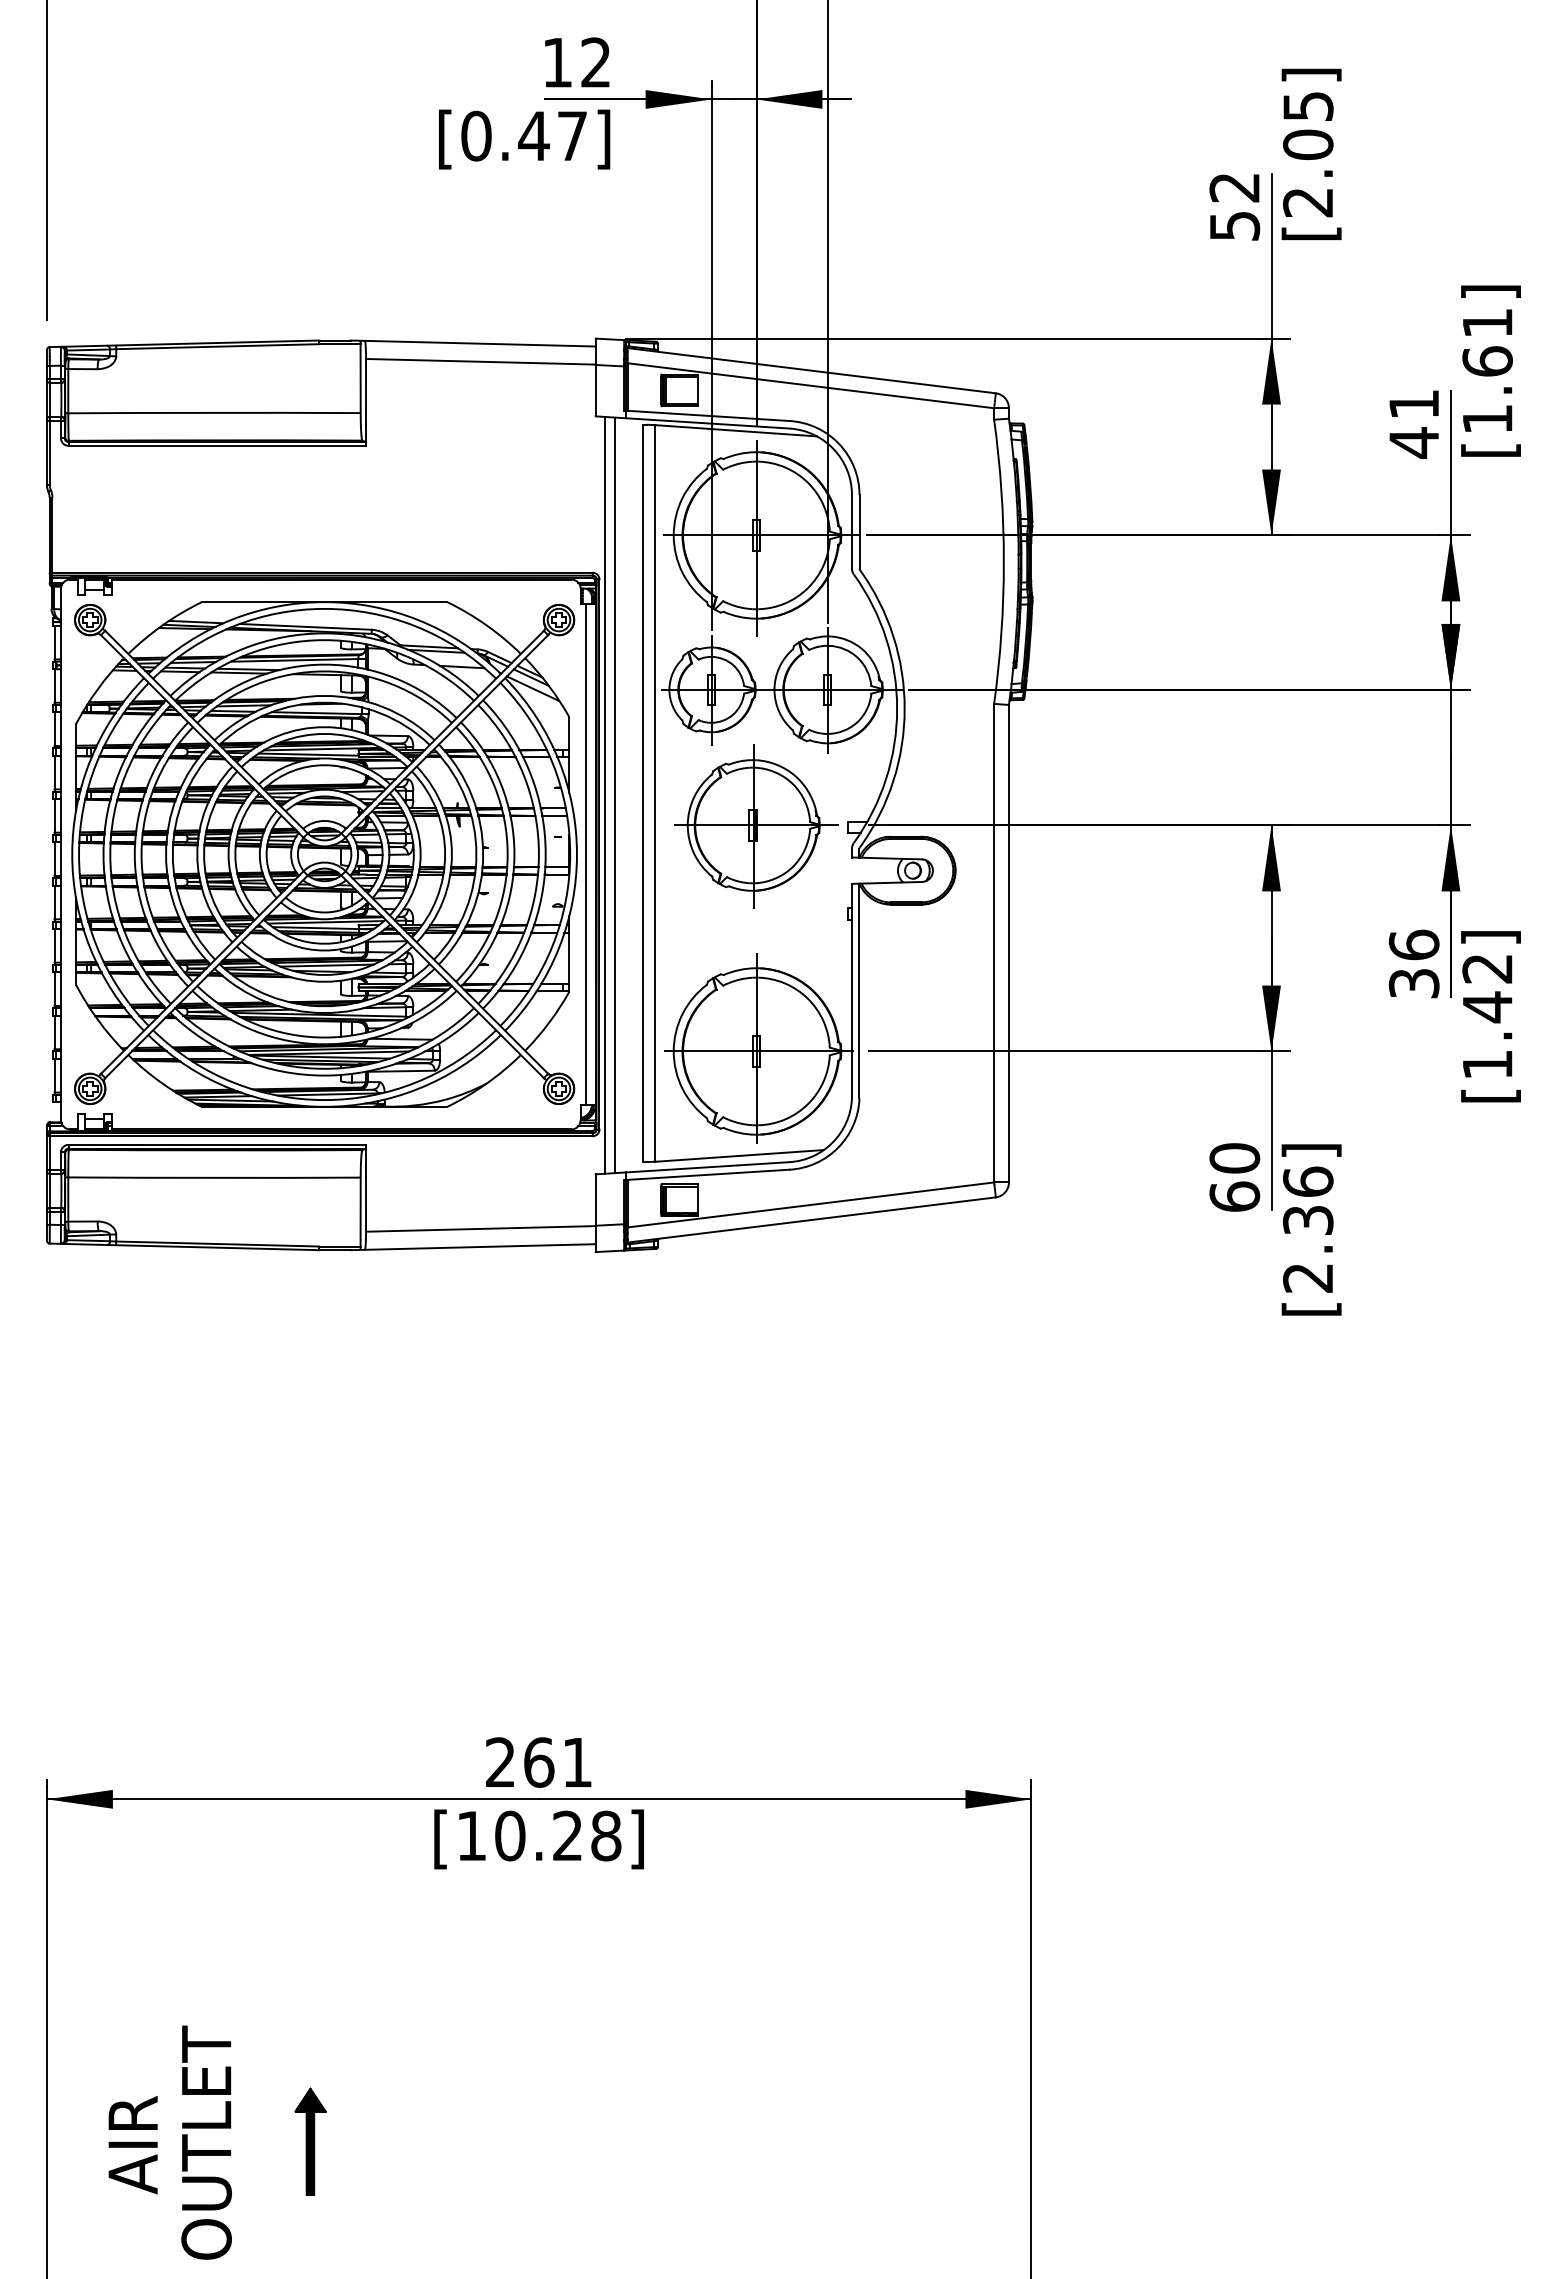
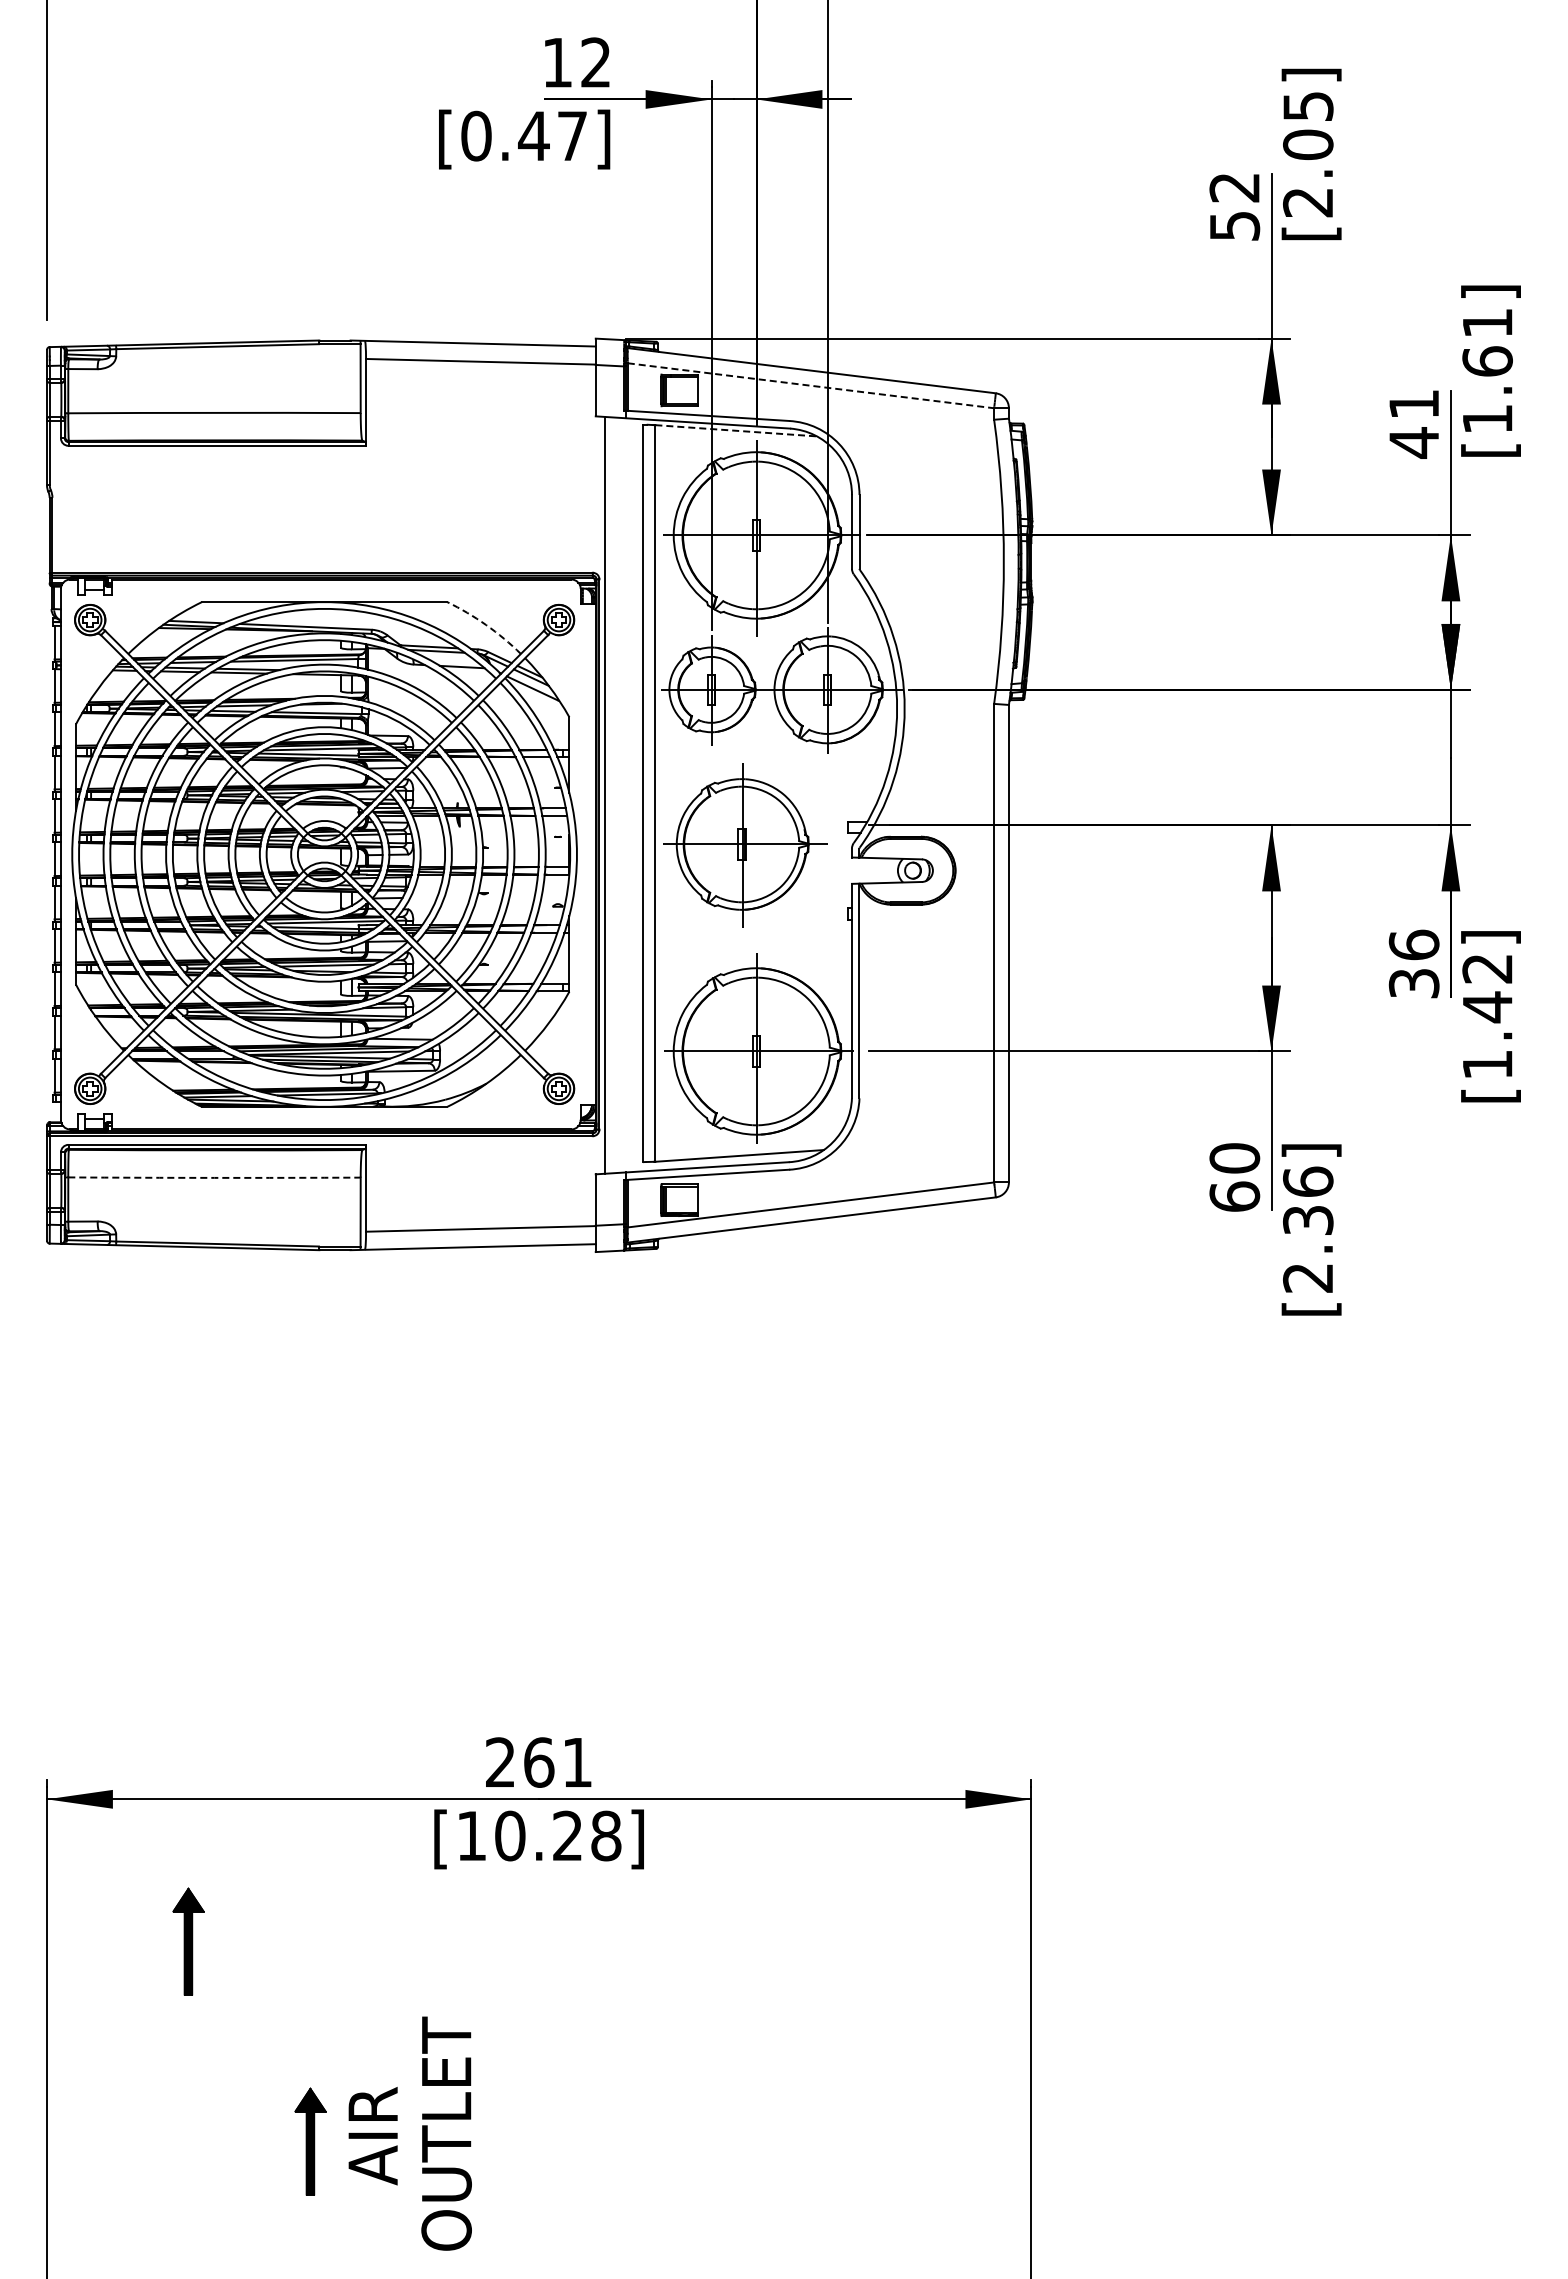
line: solid -> dashed (810, 385)
line: solid -> dashed (736, 430)
arc: solid -> dashed (486, 625)
line: present -> none (614, 795)
part position: (756, 826) -> (745, 845) (745, 845)
line: present -> none (586, 854)
arc: solid -> dashed (214, 1177)
part: none -> present (188, 1941)
text position: (169, 2142) -> (409, 2133) (409, 2133)
